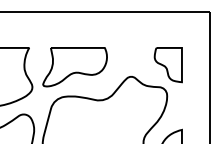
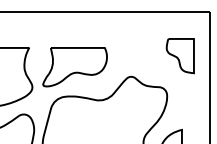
part position: (167, 65) -> (179, 56) (179, 56)
